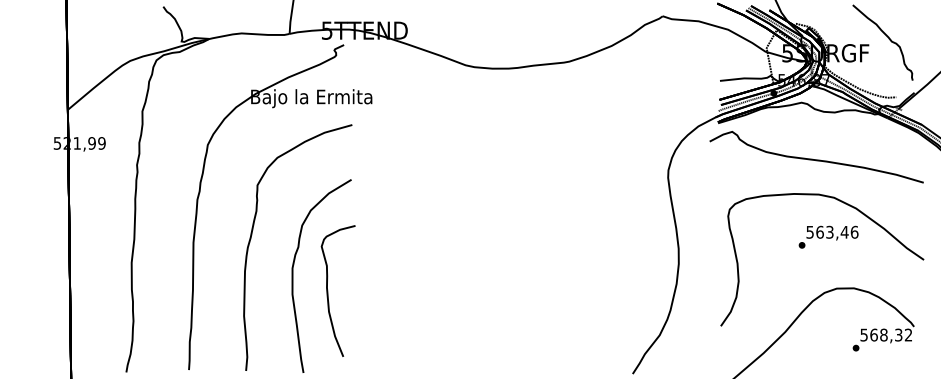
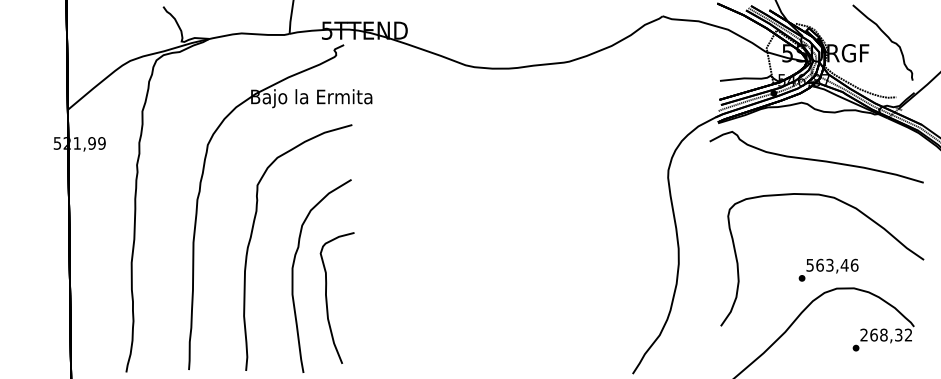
text position: (828, 236) -> (828, 269) (828, 269)
part position: (328, 290) -> (327, 297) (327, 297)
text: 568,32 -> 268,32 (863, 334)
